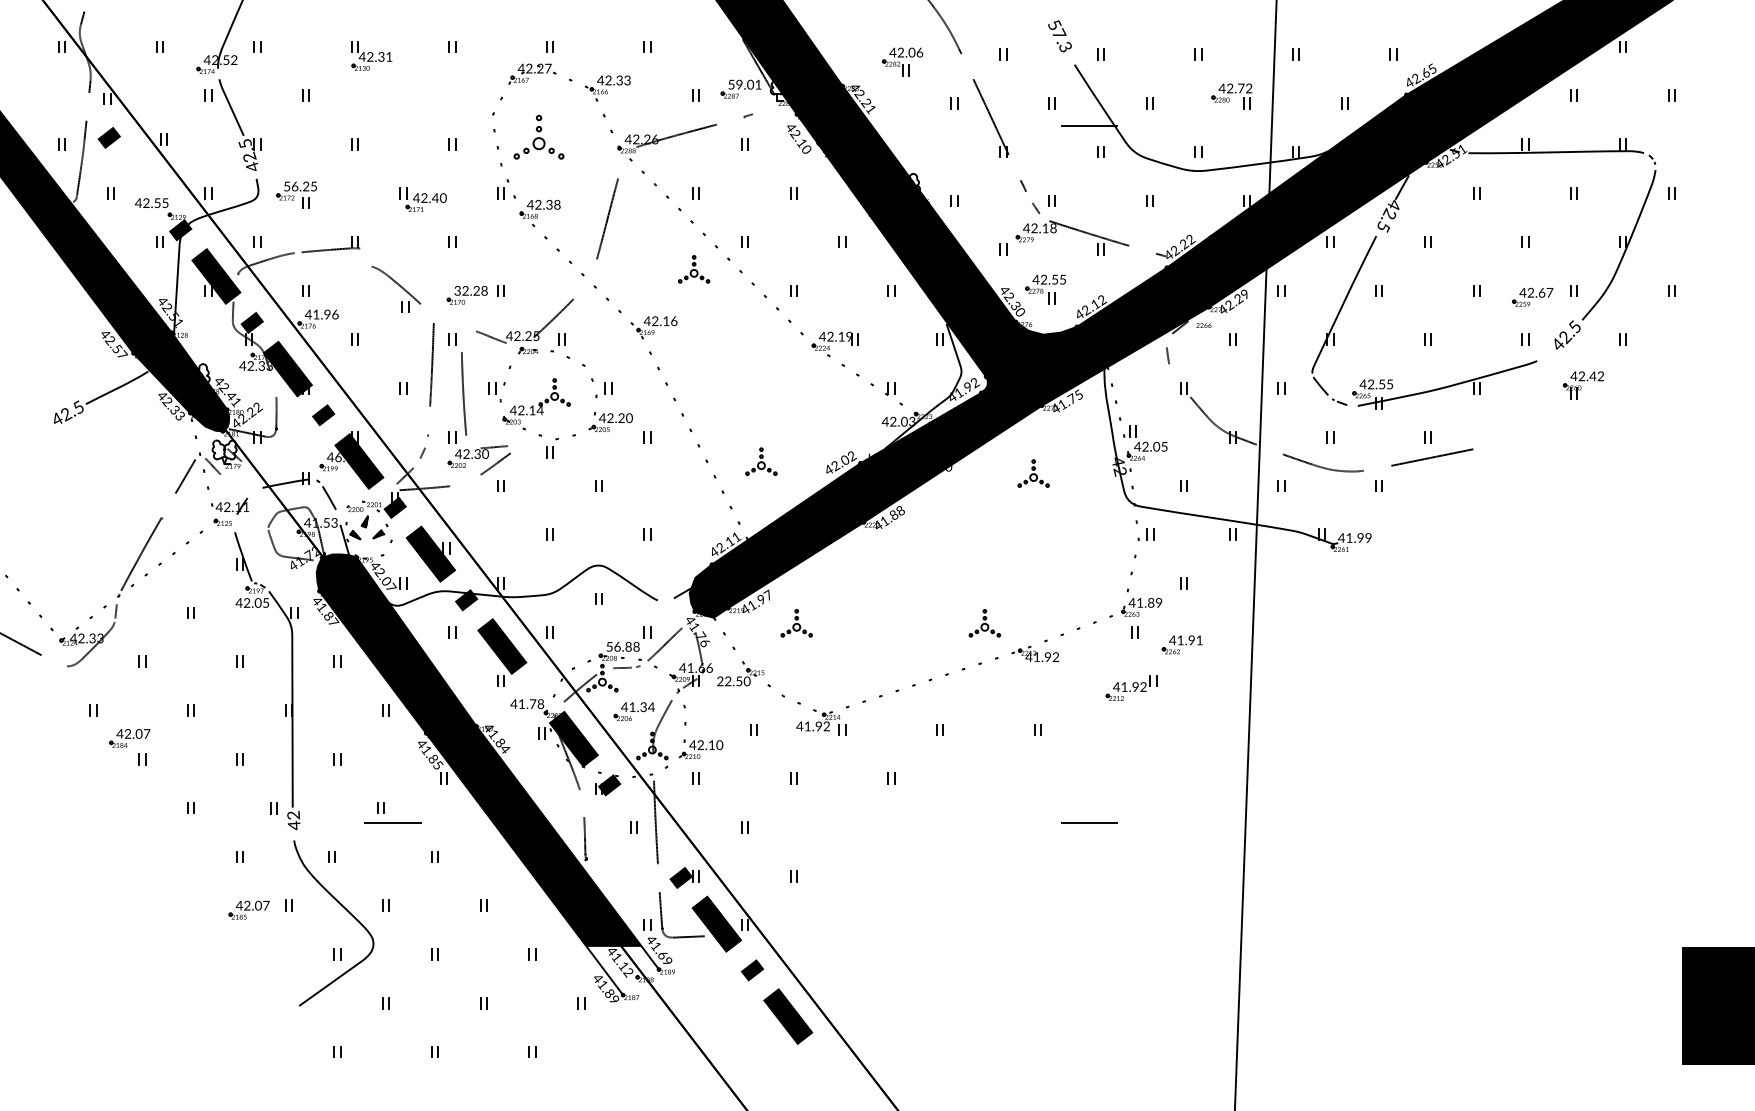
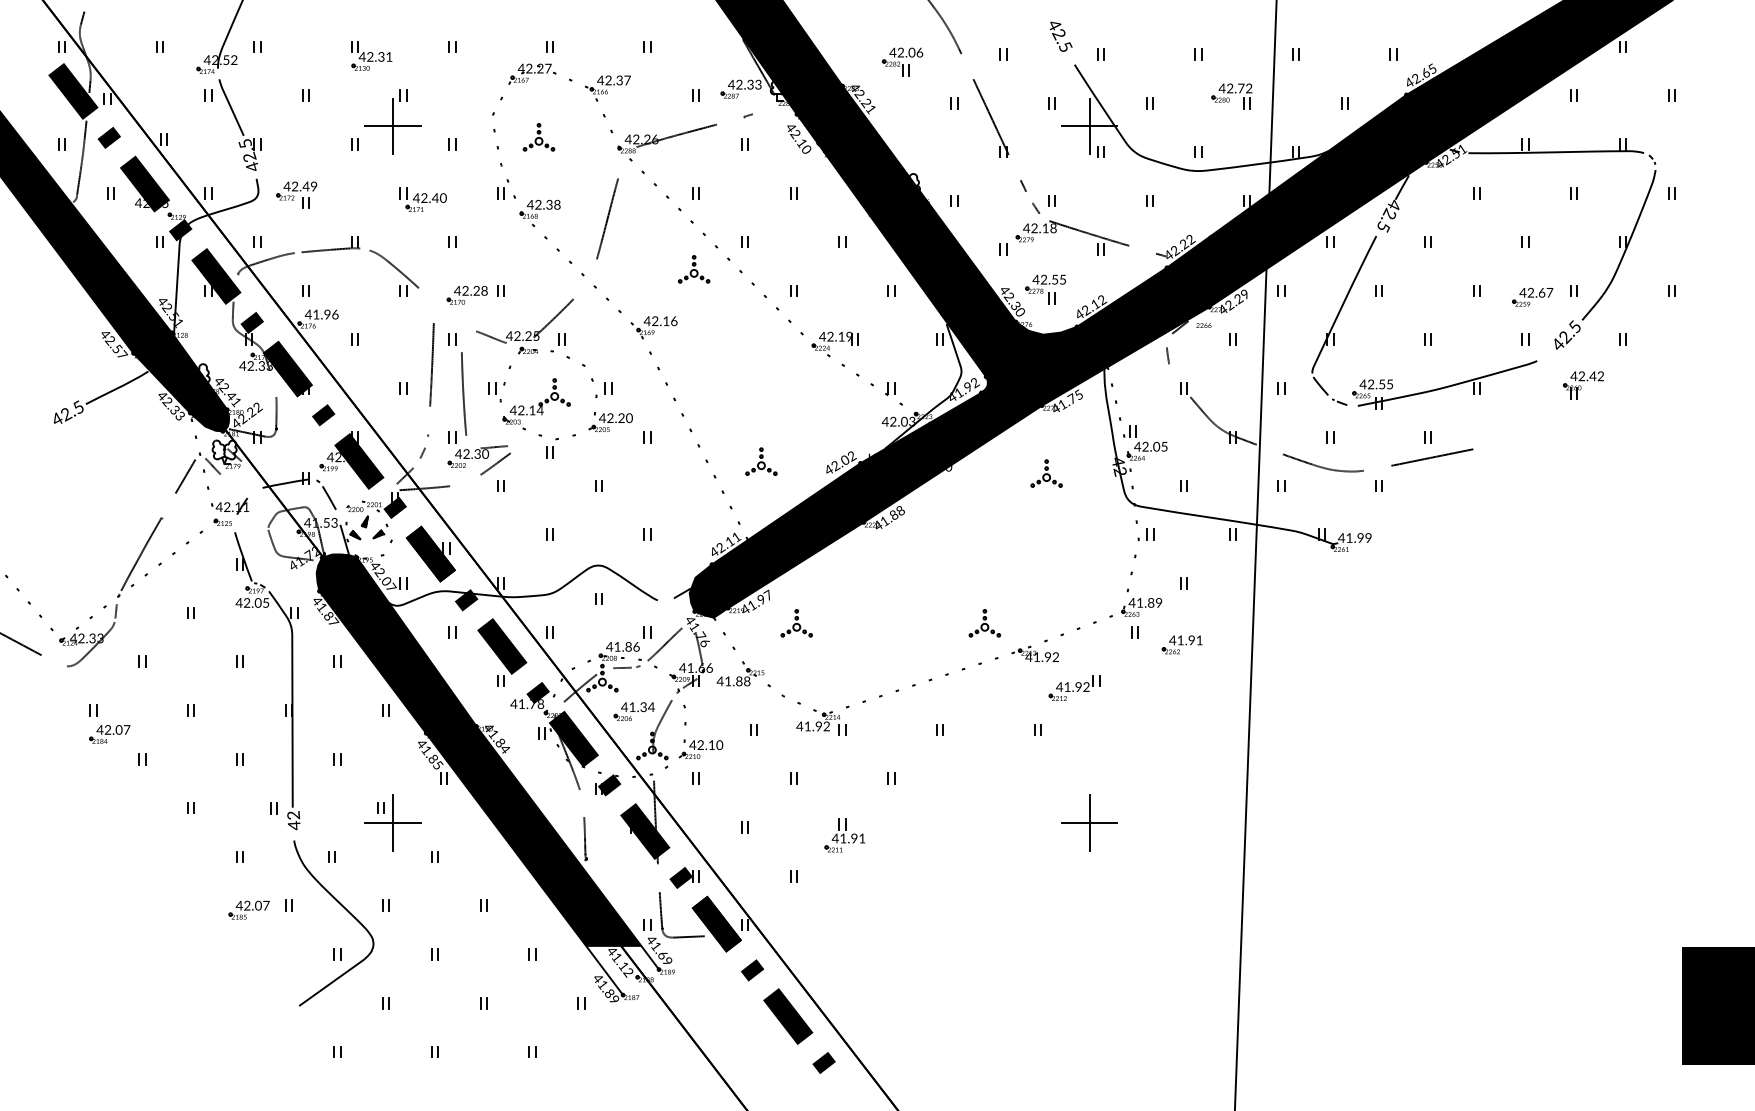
text: 57.3 -> 42.5 (1060, 36)
text: 42.33 -> 42.37 (627, 80)
text: 59.01 -> 42.33 (744, 84)
fill: none -> present (73, 90)
part: none -> present (392, 121)
line: none -> present (1089, 126)
part size: 52x45 px -> 34x29 px (538, 137)
fill: none -> present (144, 183)
text: 56.25 -> 42.49 (300, 186)
part position: (396, 288) -> (394, 272) (394, 272)
text: 32.28 -> 42.28 (457, 290)
text: 46.93 -> 42.10 (338, 457)
part position: (1033, 473) -> (1046, 473) (1046, 473)
text: 56.88 -> 41.86 (622, 646)
text: 22.50 -> 41.88 (733, 681)
part position: (1131, 687) -> (1074, 687) (1074, 687)
fill: none -> present (538, 692)
part position: (129, 738) -> (109, 734) (109, 734)
line: none -> present (392, 823)
line: none -> present (1089, 823)
fill: none -> present (645, 831)
part: none -> present (844, 835)
fill: none -> present (824, 1062)
